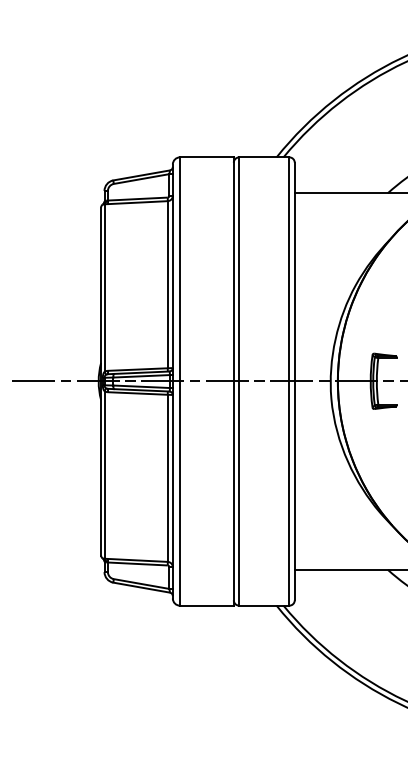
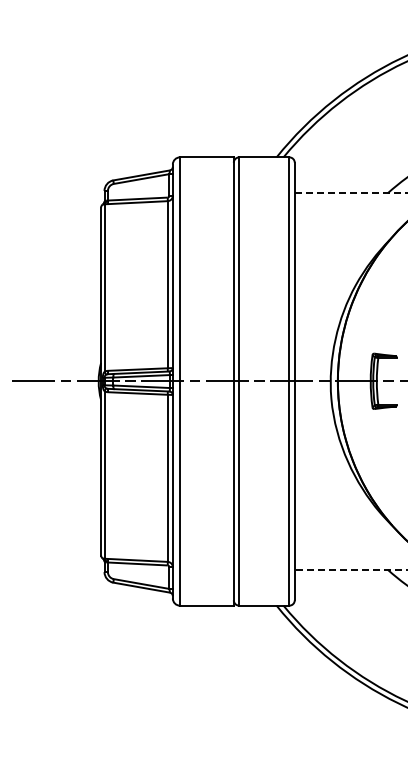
line: solid -> dashed (350, 193)
line: solid -> dashed (350, 569)
